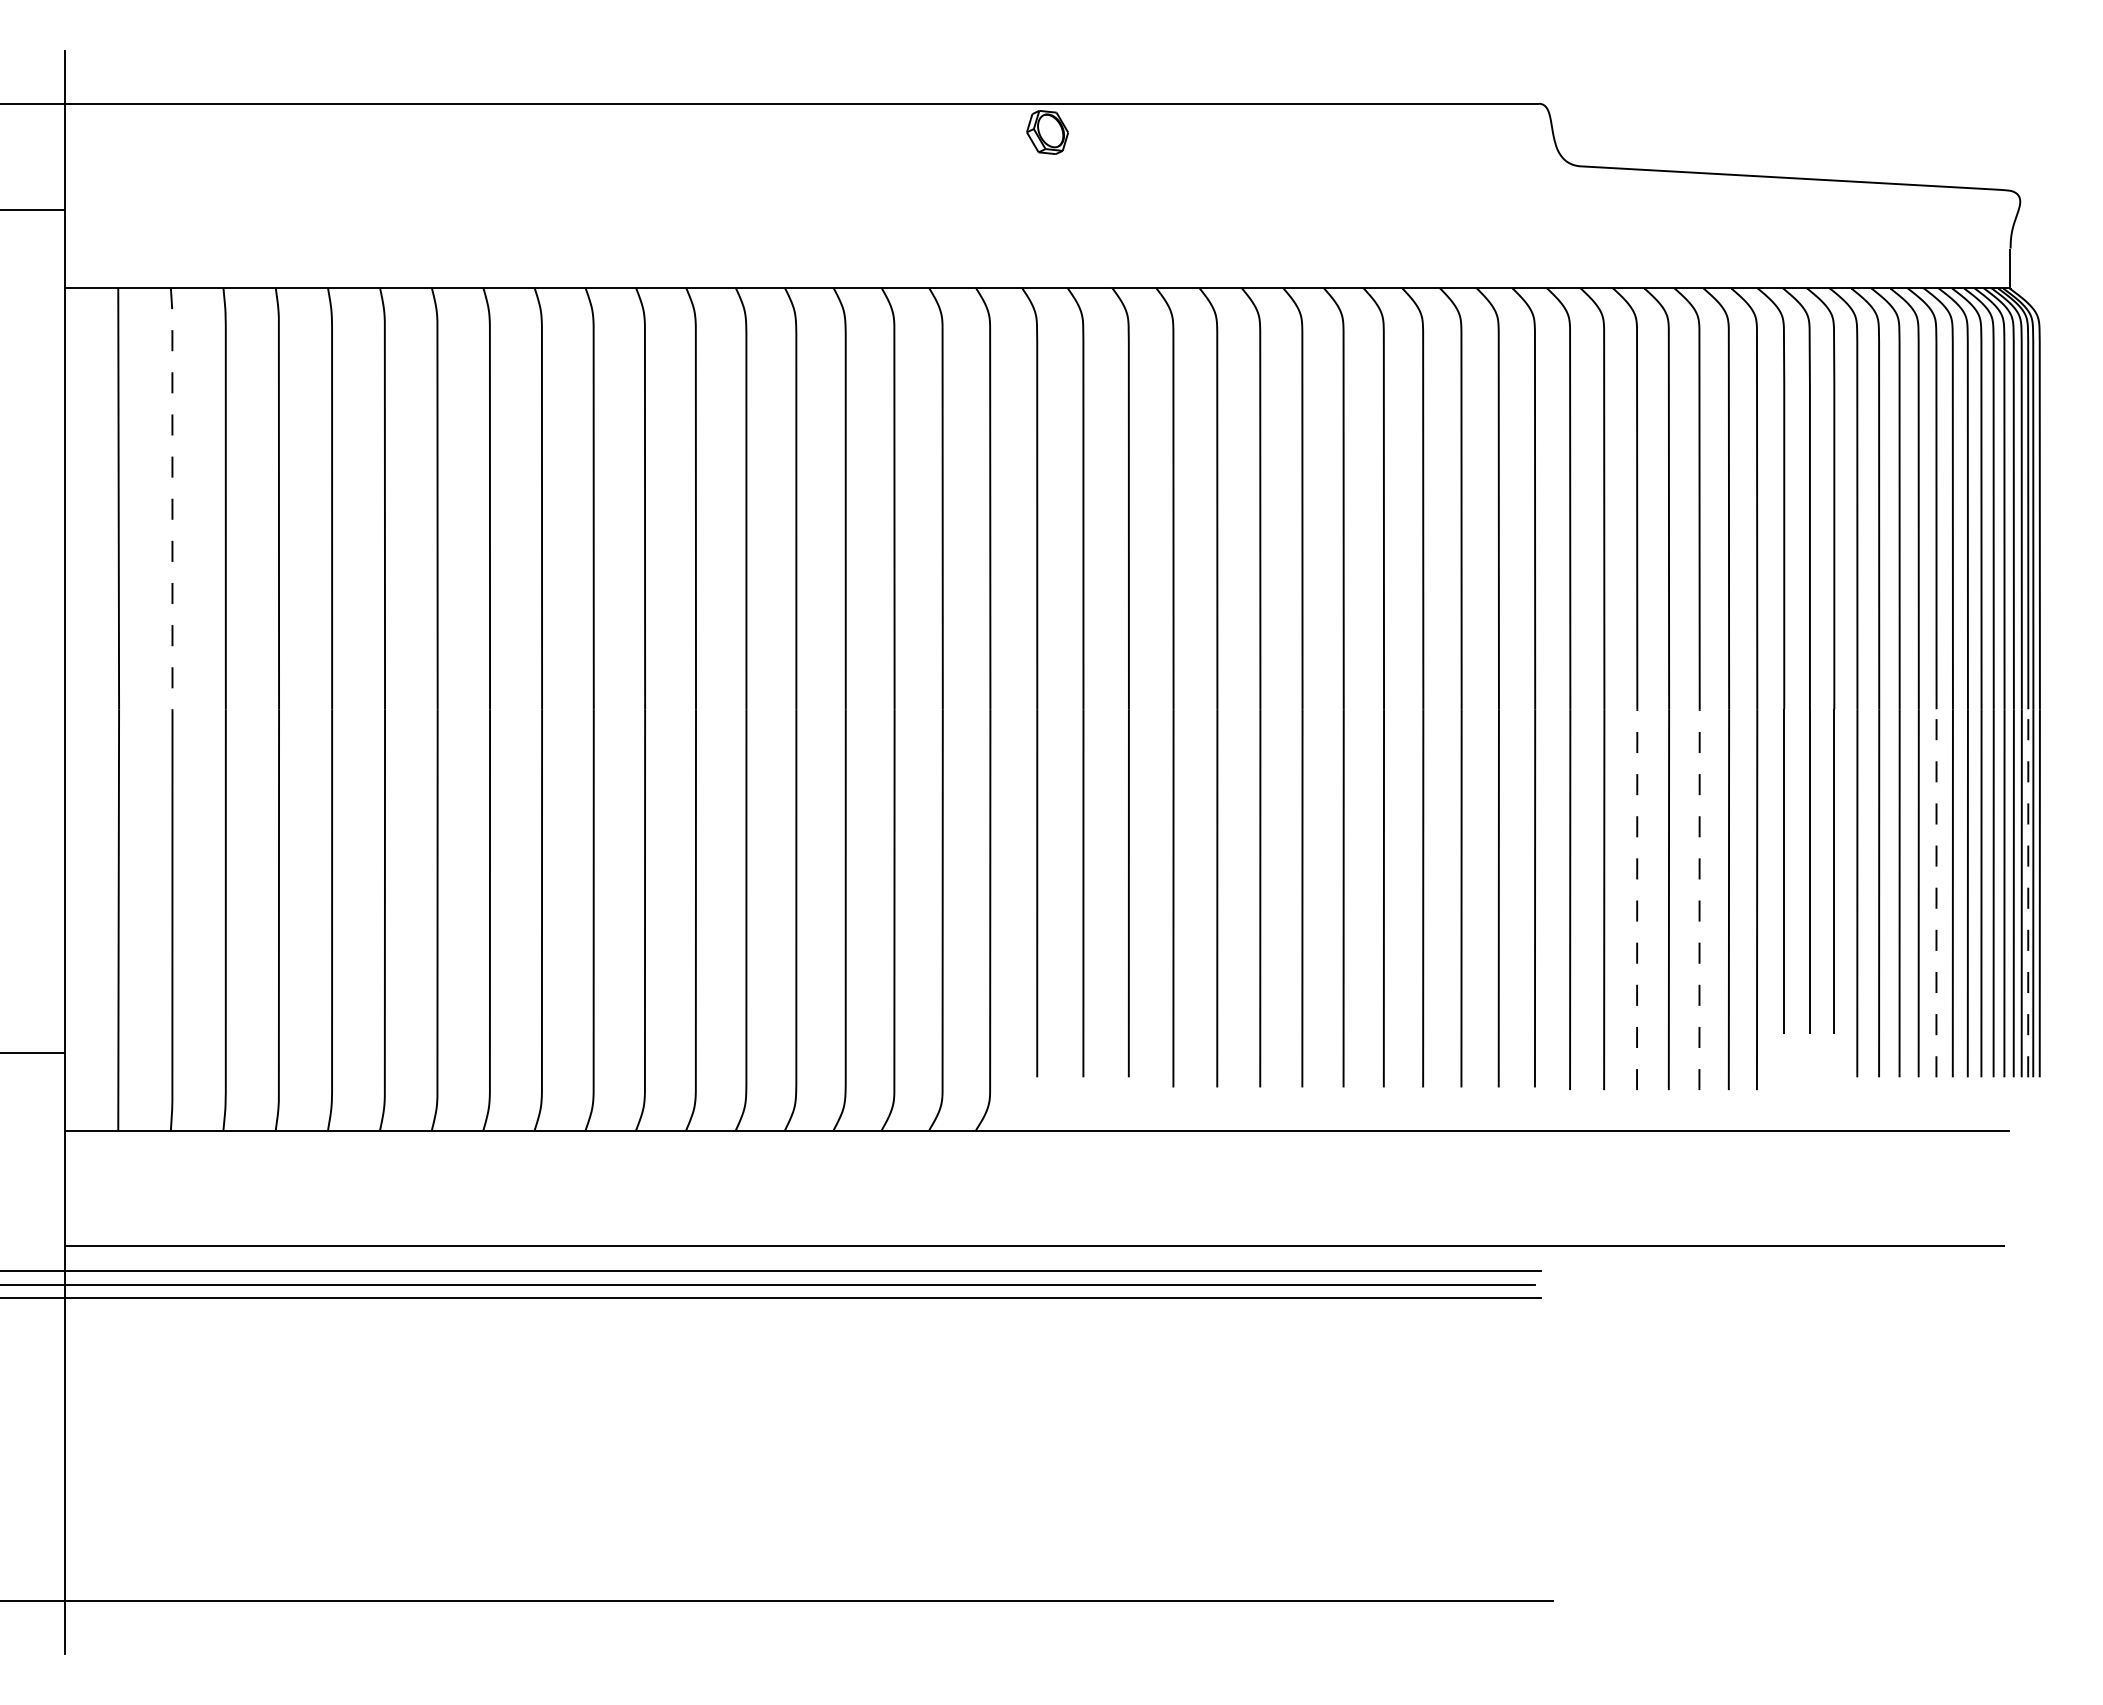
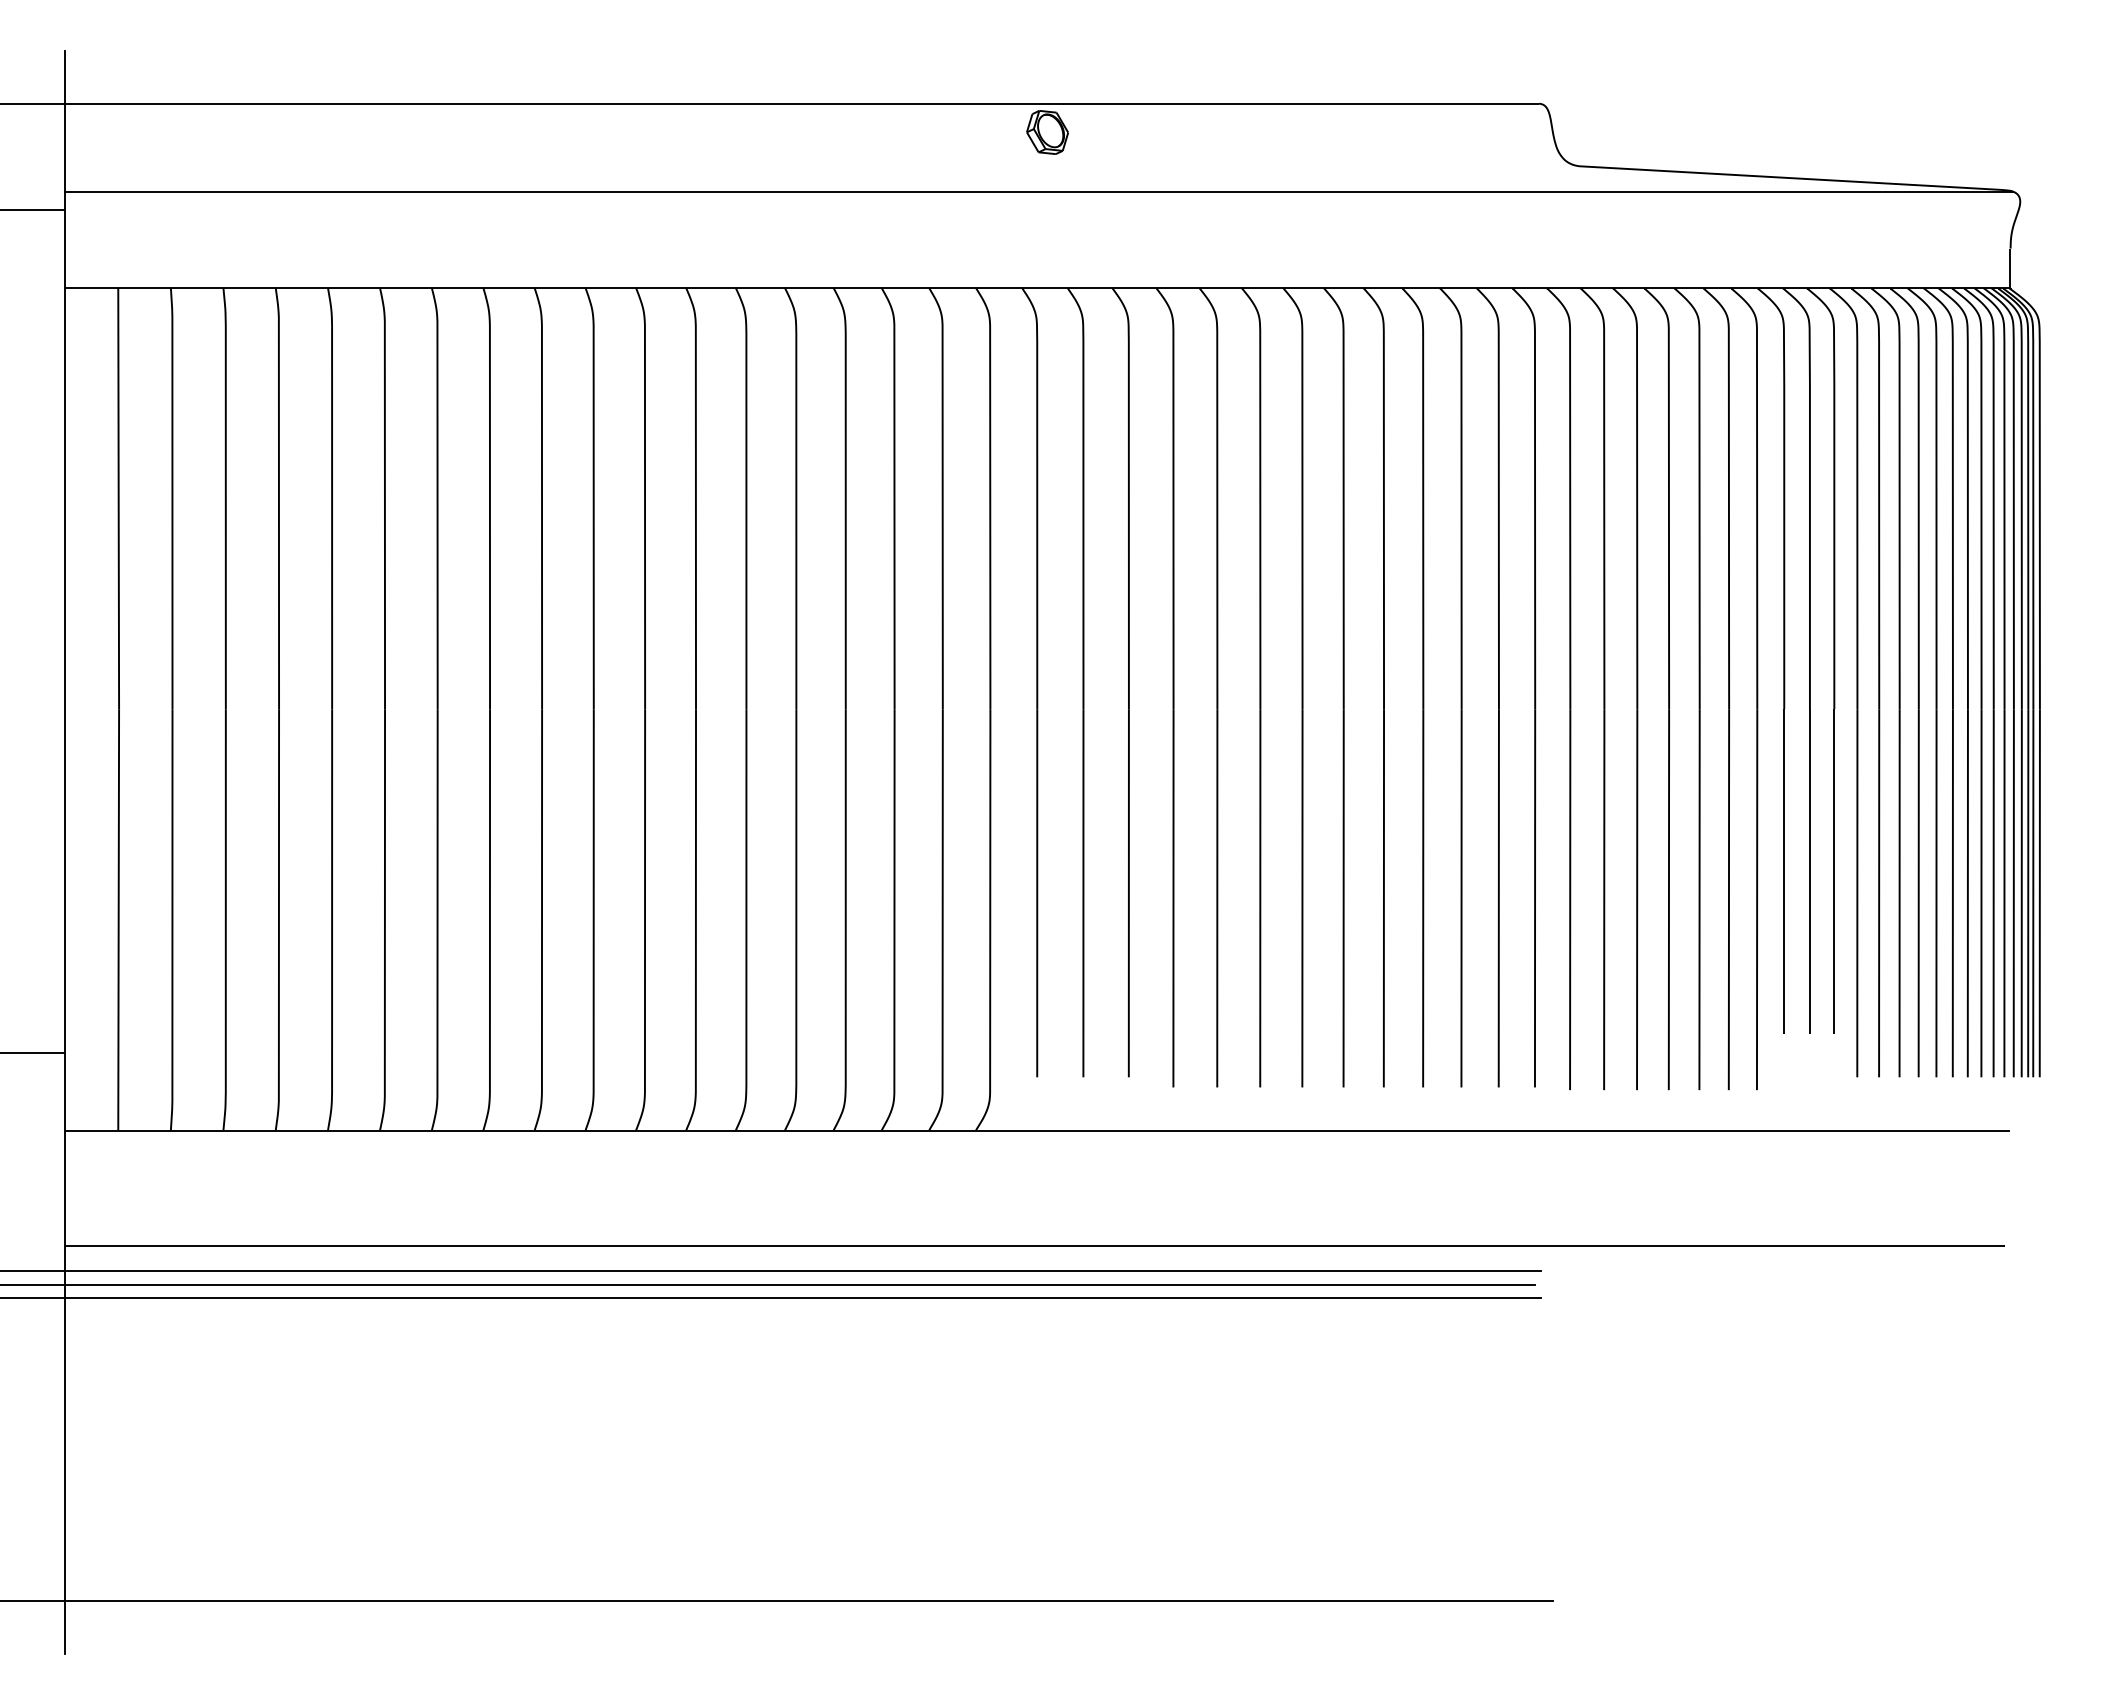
line: none -> present (1039, 191)
line: dashed -> solid (172, 497)
line: dashed -> solid (1936, 892)
line: dashed -> solid (2028, 892)
line: dashed -> solid (1637, 899)
line: dashed -> solid (1699, 899)
